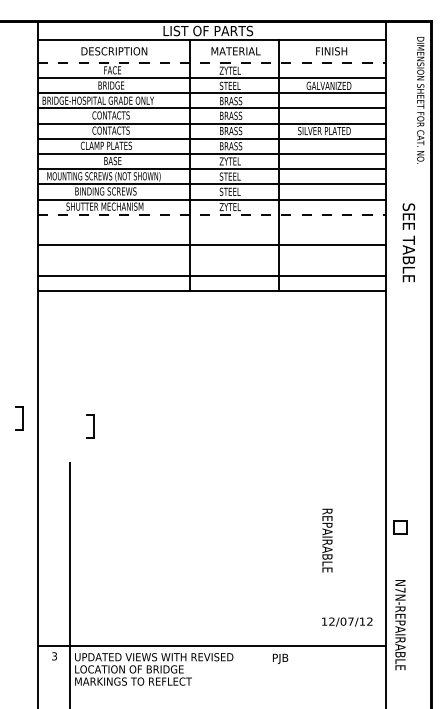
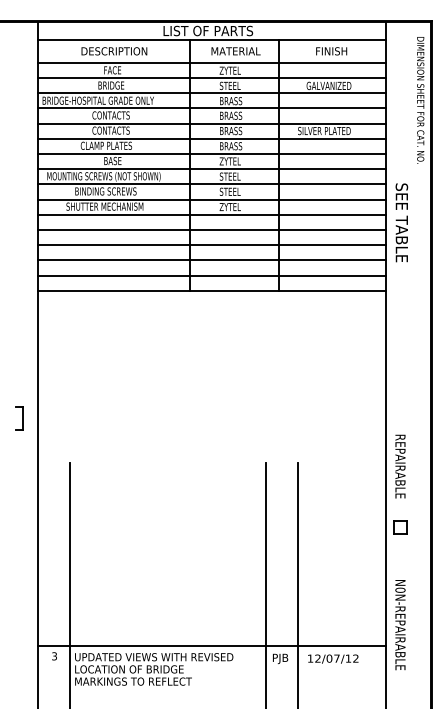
line: dashed -> solid (212, 62)
line: dashed -> solid (212, 214)
line: none -> present (212, 230)
text position: (408, 242) -> (401, 222) (401, 222)
line: none -> present (212, 260)
part: present -> none (90, 426)
text position: (327, 540) -> (400, 466) (400, 466)
line: none -> present (266, 584)
line: none -> present (297, 584)
text: N7N-REPAIRABLE -> N0N-REPAIRABLE (400, 589)
text position: (347, 621) -> (333, 658) (333, 658)
